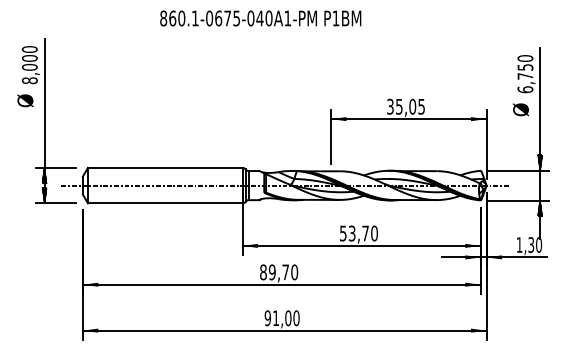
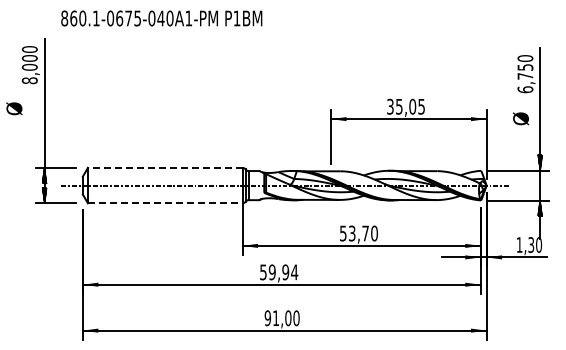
text position: (260, 18) -> (161, 18) (161, 18)
text position: (25, 100) -> (14, 108) (14, 108)
text position: (520, 109) -> (520, 118) (520, 118)
line: solid -> dashed (164, 167)
line: solid -> dashed (165, 203)
text: 89,70 -> 59,94 (279, 272)
